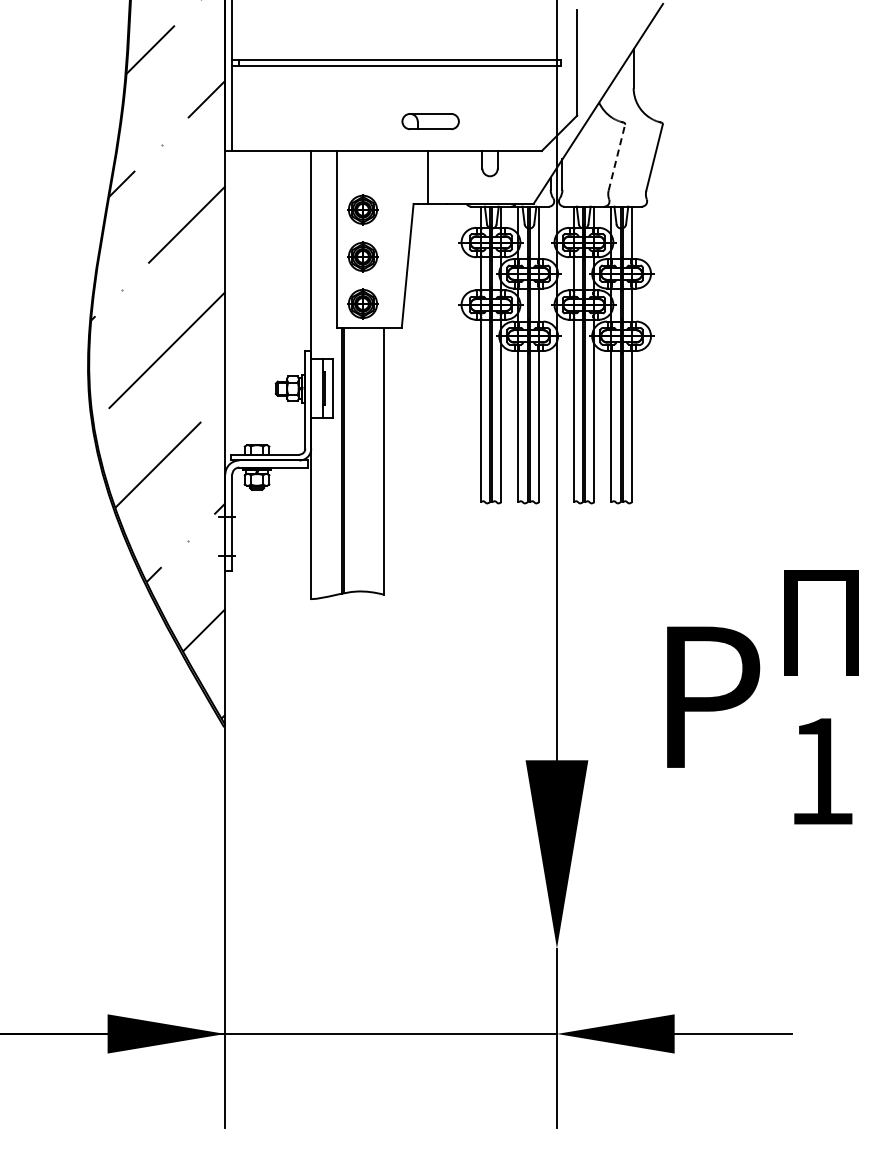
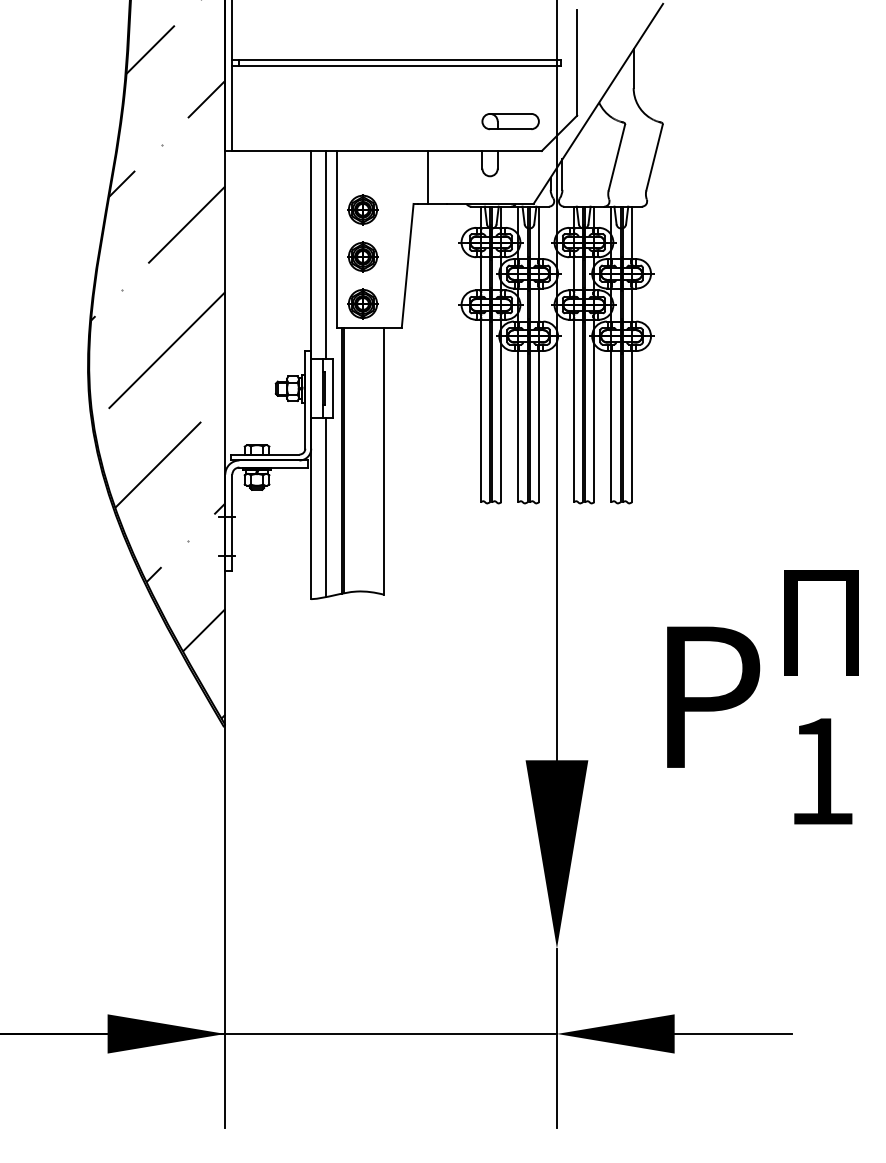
part position: (430, 121) -> (510, 121) (510, 121)
line: dashed -> solid (616, 157)
line: none -> present (325, 255)
line: none -> present (325, 507)
